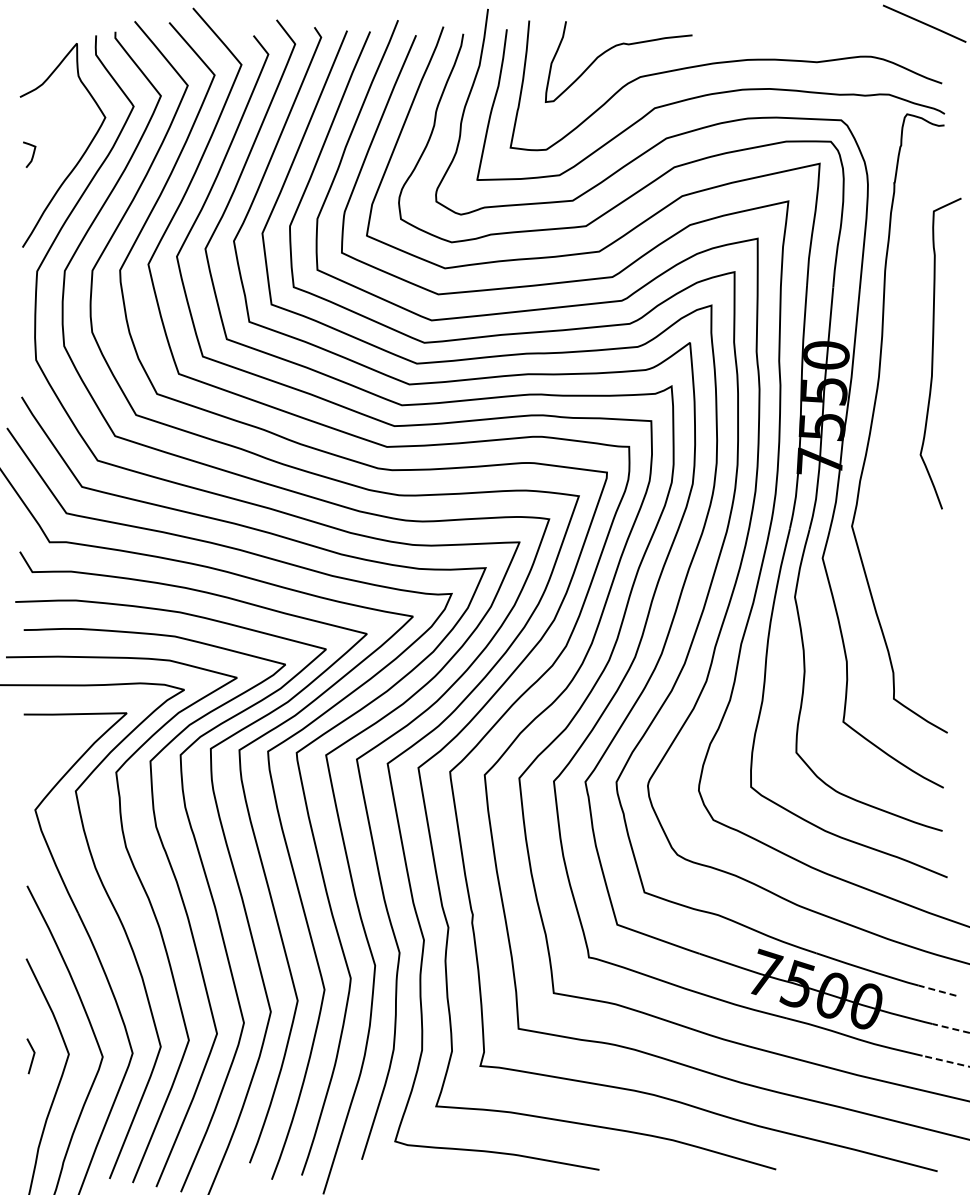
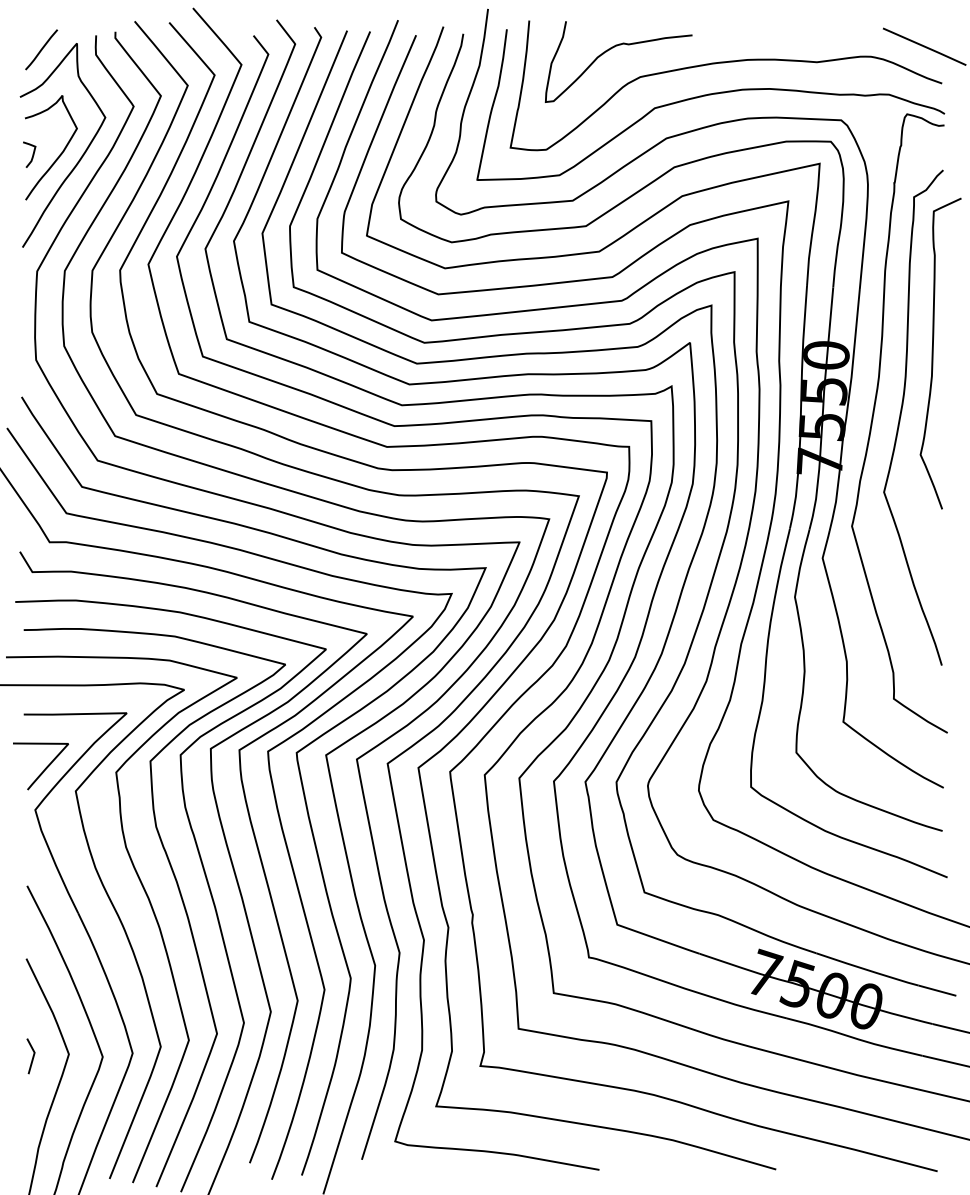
line position: (924, 23) -> (924, 46) (924, 46)
line: none -> present (41, 49)
curve: none -> present (59, 154)
curve: none -> present (901, 416)
line: none -> present (44, 768)
line: dashed -> solid (937, 990)
line: dashed -> solid (950, 1028)
line: dashed -> solid (945, 1061)
